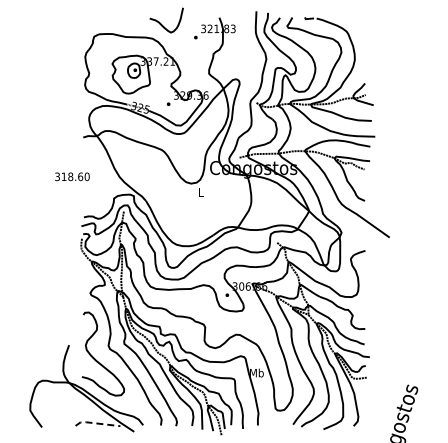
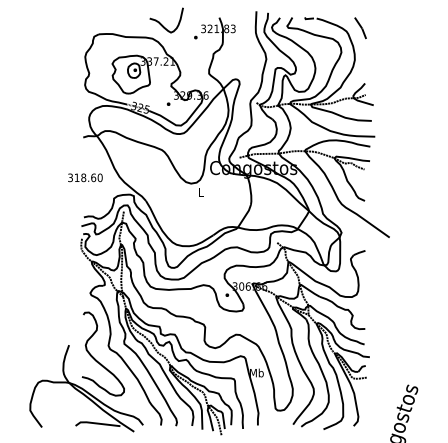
part: none -> present (360, 28)
text position: (72, 176) -> (85, 177) (85, 177)
line: dashed -> solid (96, 423)
